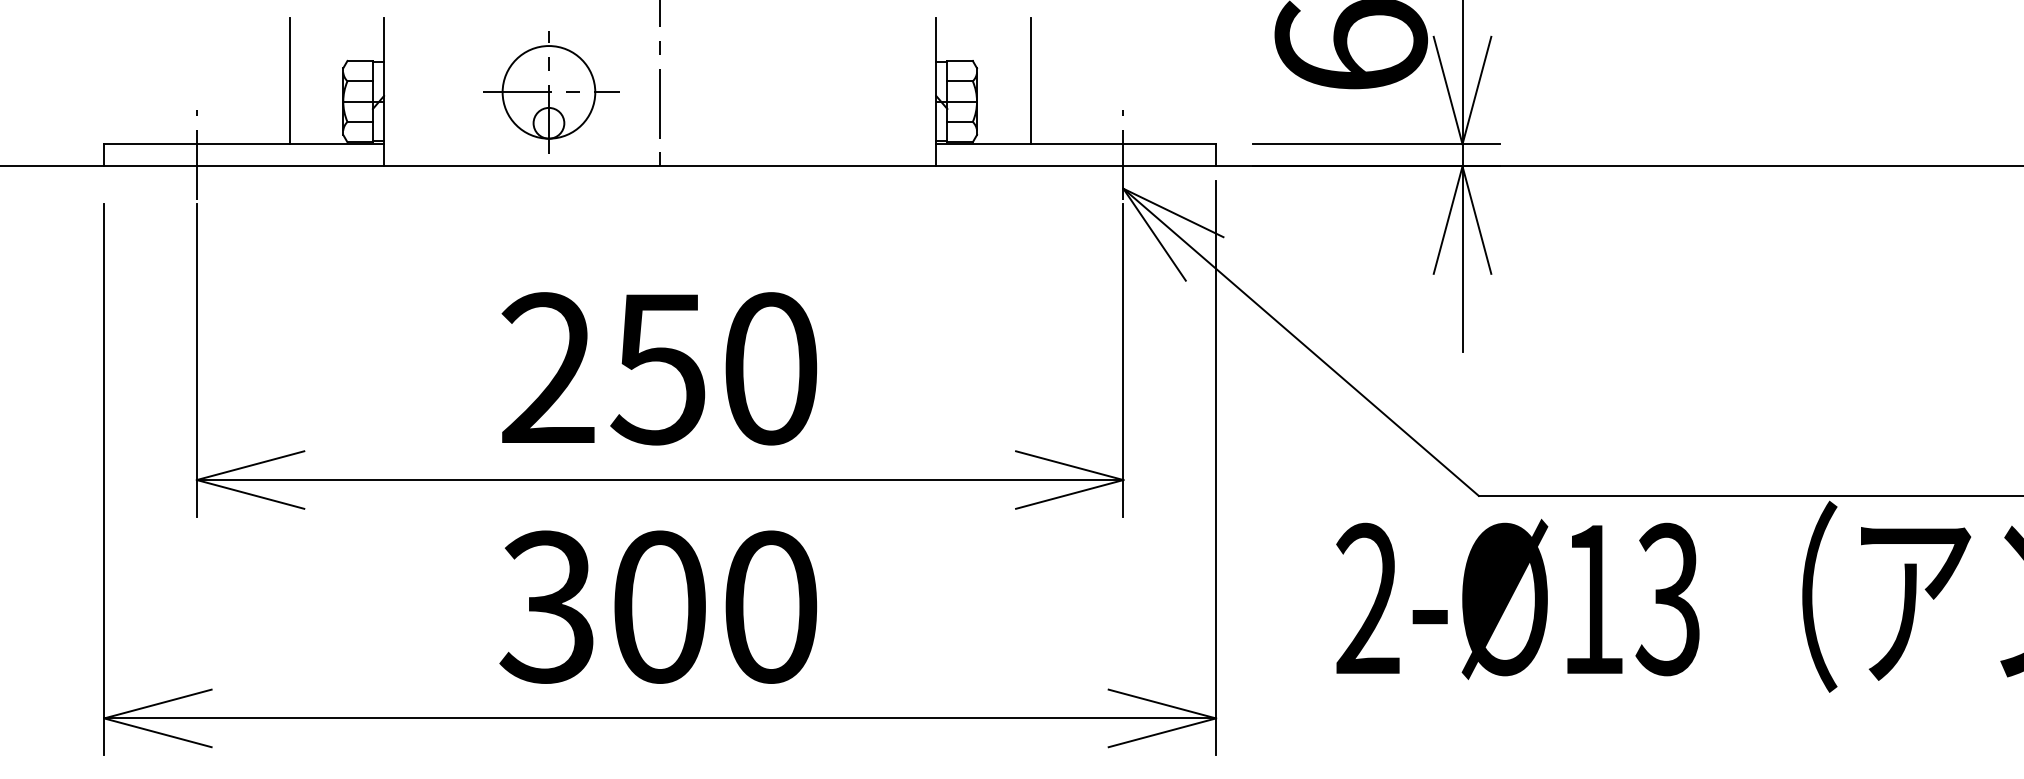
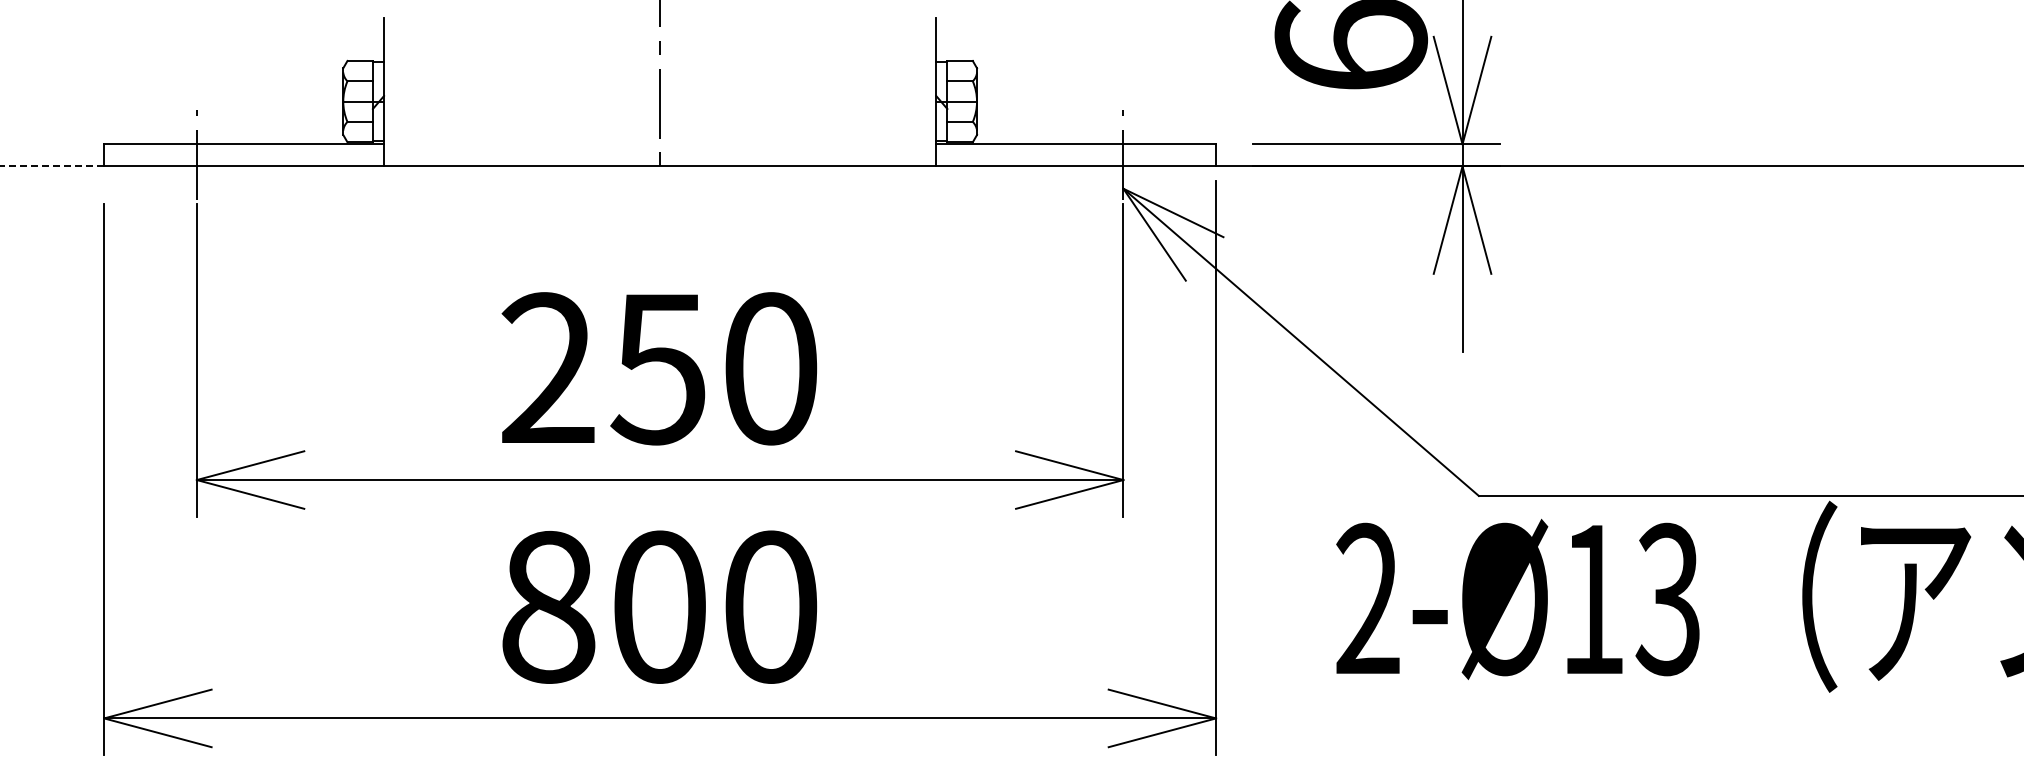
line: present -> none (289, 81)
line: present -> none (1030, 81)
part: present -> none (551, 92)
line: solid -> dashed (52, 166)
text: 300 -> 800 (547, 606)
